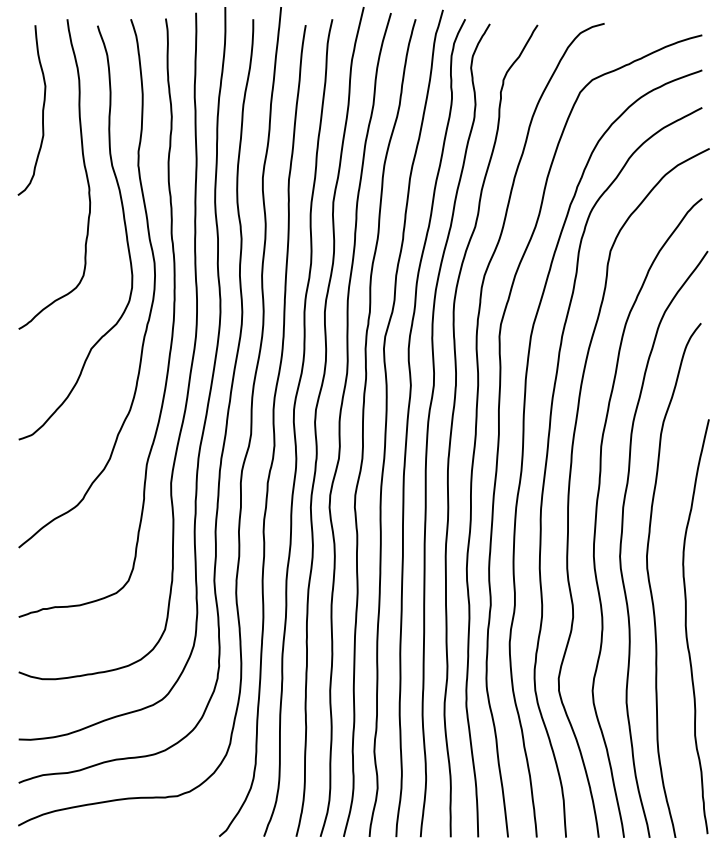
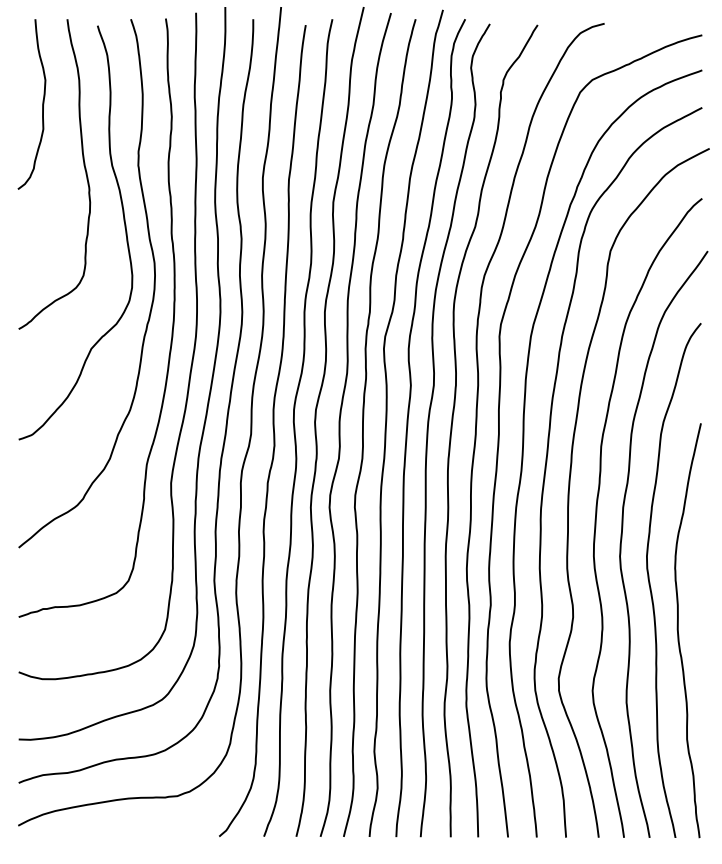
curve position: (42, 110) -> (42, 104) (42, 104)
curve position: (686, 626) -> (678, 630) (678, 630)
